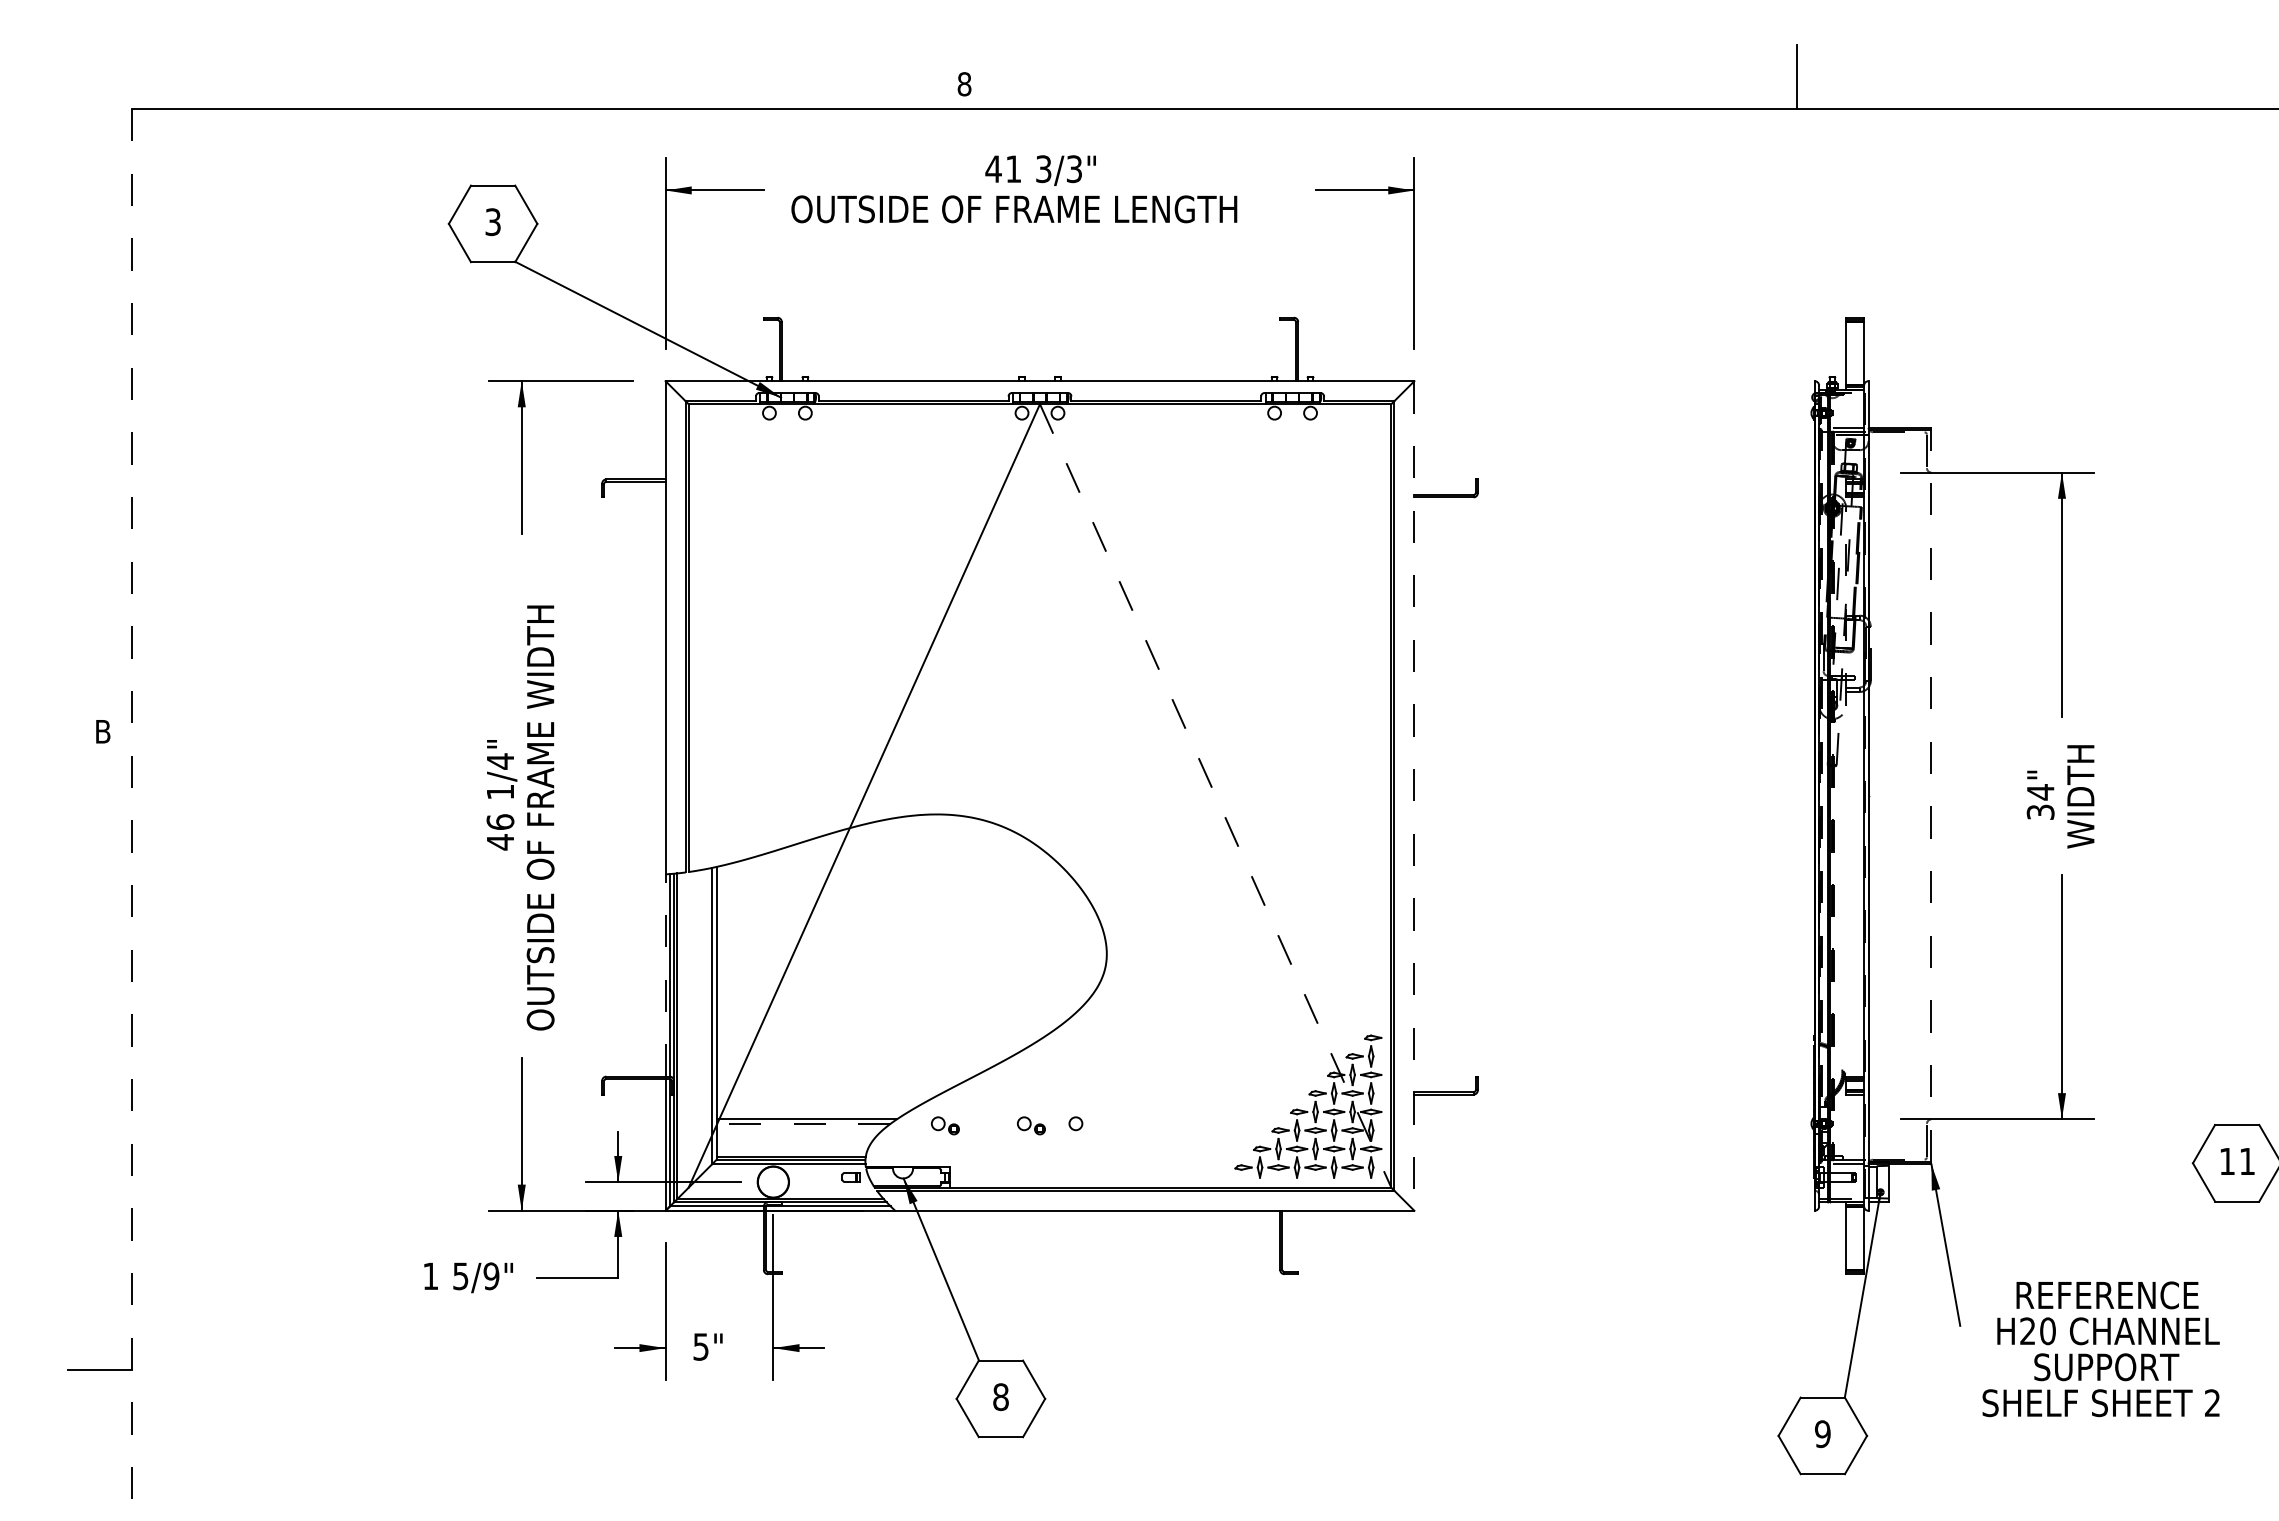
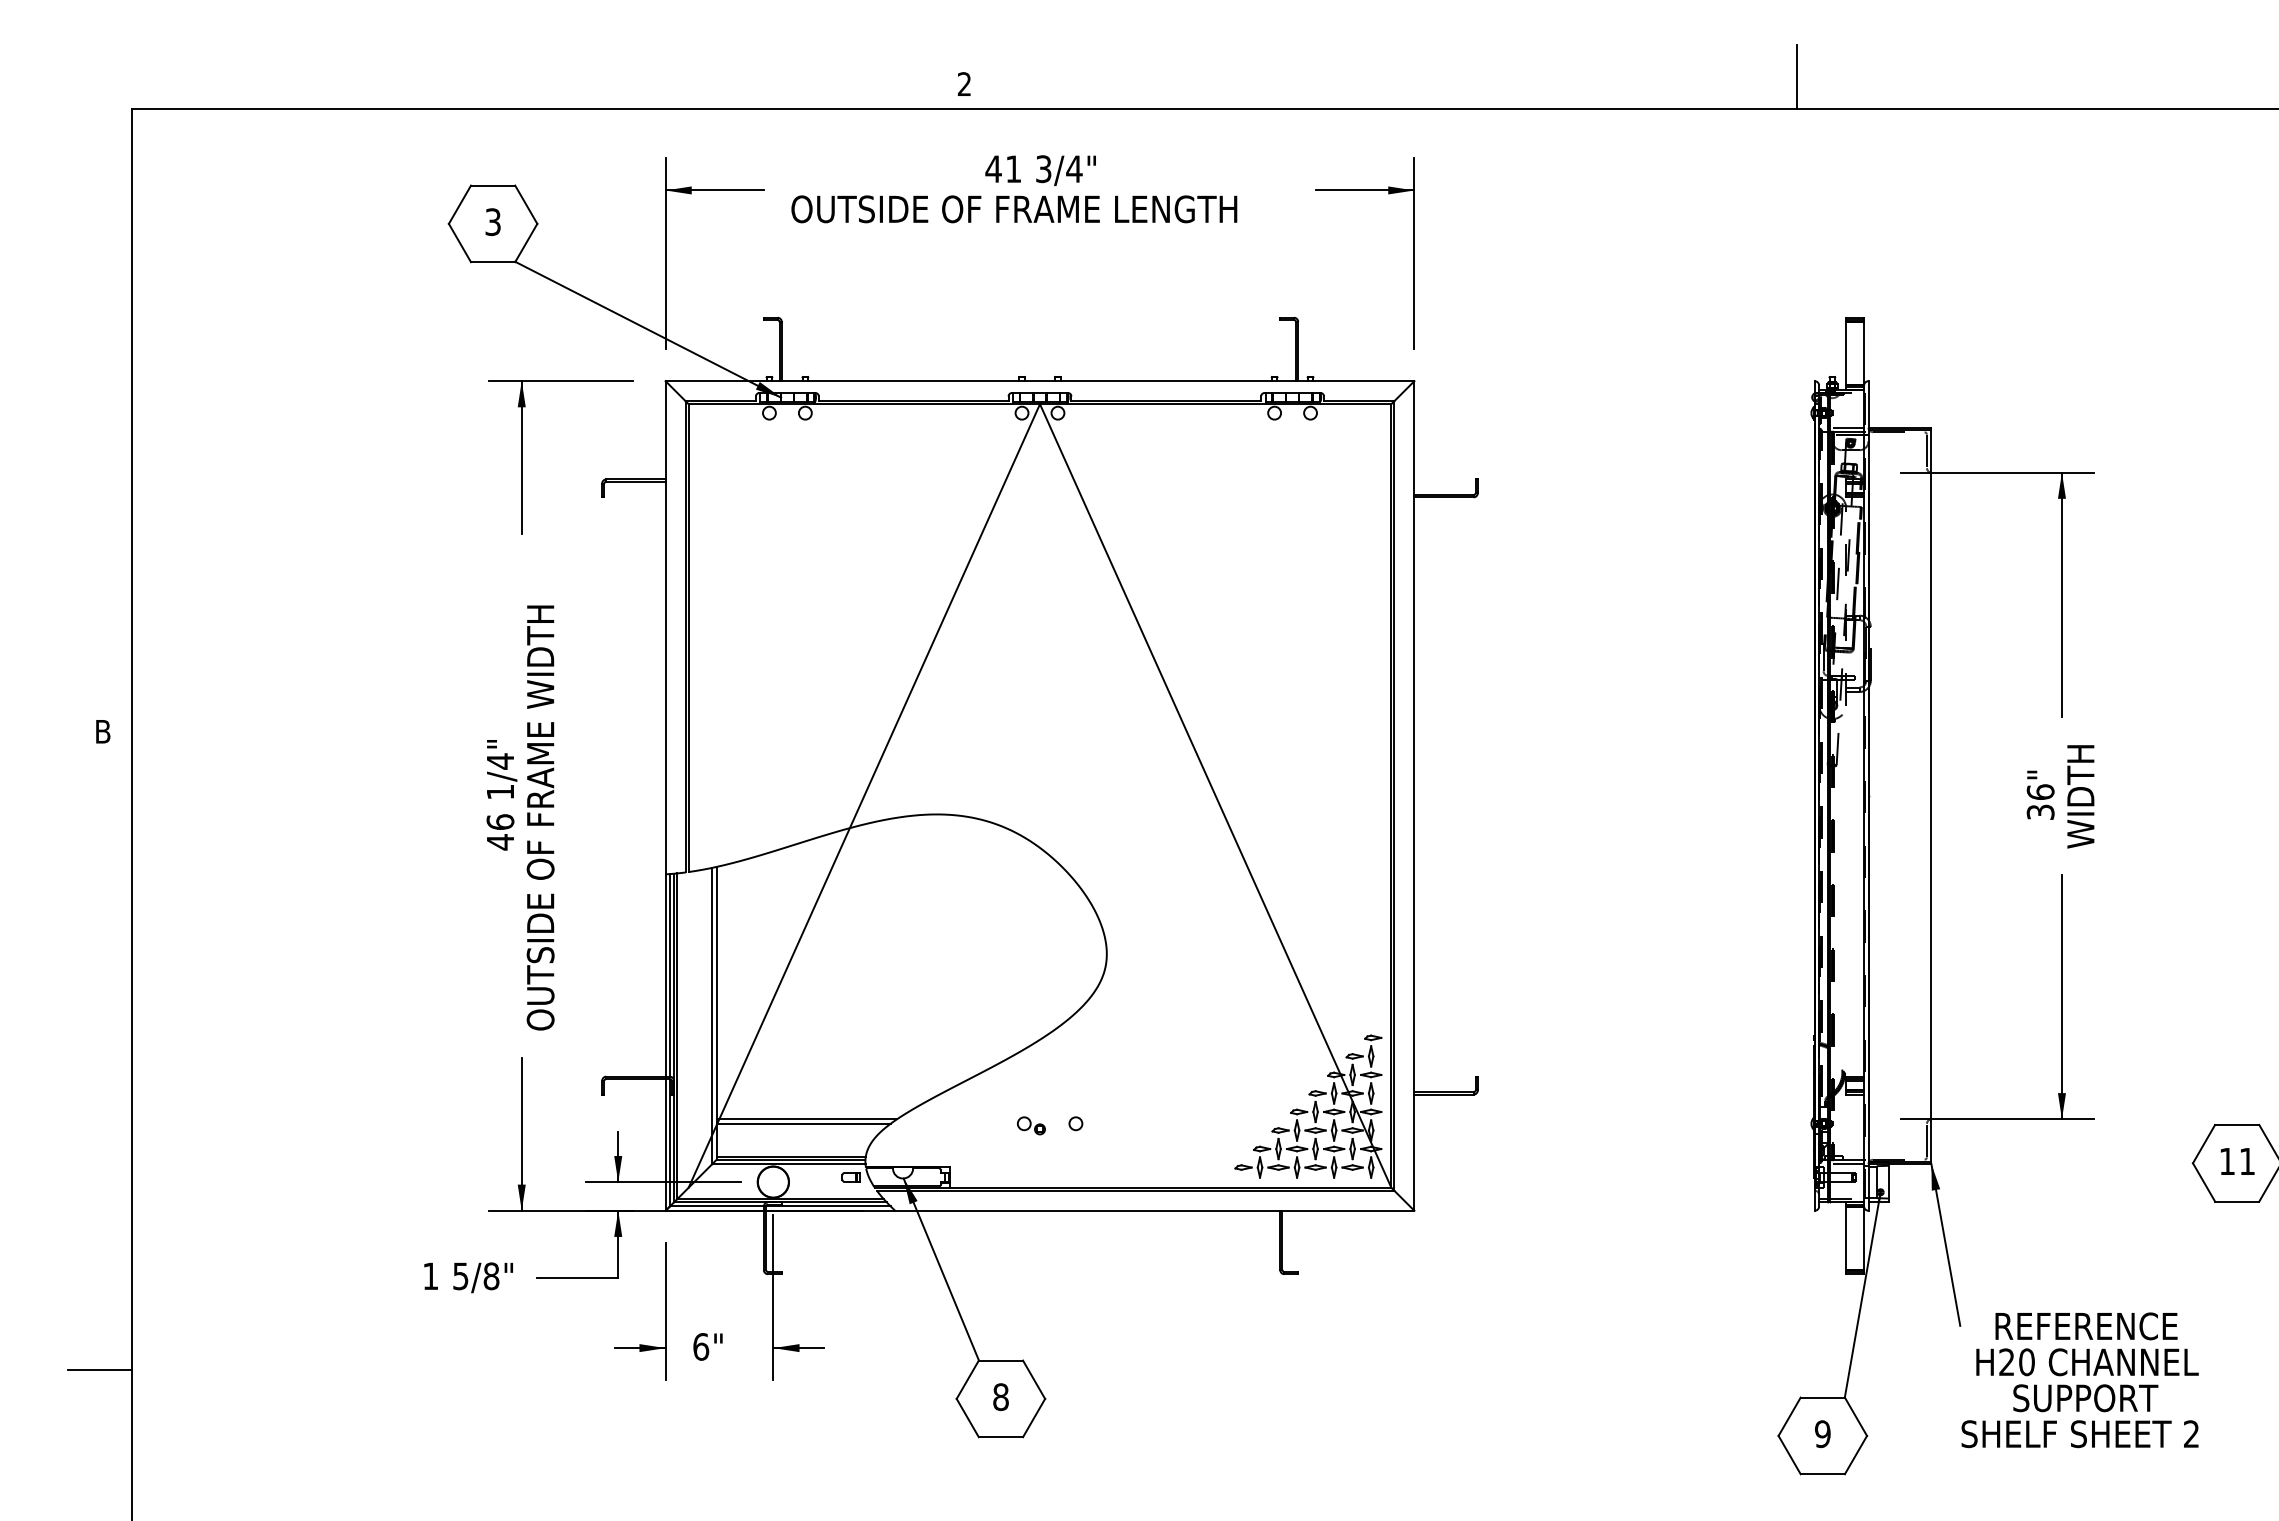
text: 8 -> 2 (964, 84)
text: 3/3" -> 3/4" (1074, 169)
text: 34" -> 36" (2040, 792)
line: dashed -> solid (1414, 795)
line: dashed -> solid (1931, 795)
line: dashed -> solid (1215, 796)
line: dashed -> solid (132, 815)
line: dashed -> solid (665, 975)
line: dashed -> solid (803, 1123)
part: present -> none (945, 1125)
text: 5/9" -> 5/8" (491, 1276)
text: 5" -> 6" (701, 1346)
text position: (2100, 1349) -> (2079, 1380) (2079, 1380)
